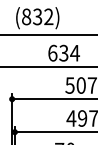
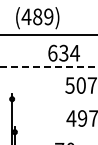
text: (832) -> (489) (37, 16)
line: solid -> dashed (48, 66)
line: present -> none (53, 99)
line: present -> none (54, 132)
